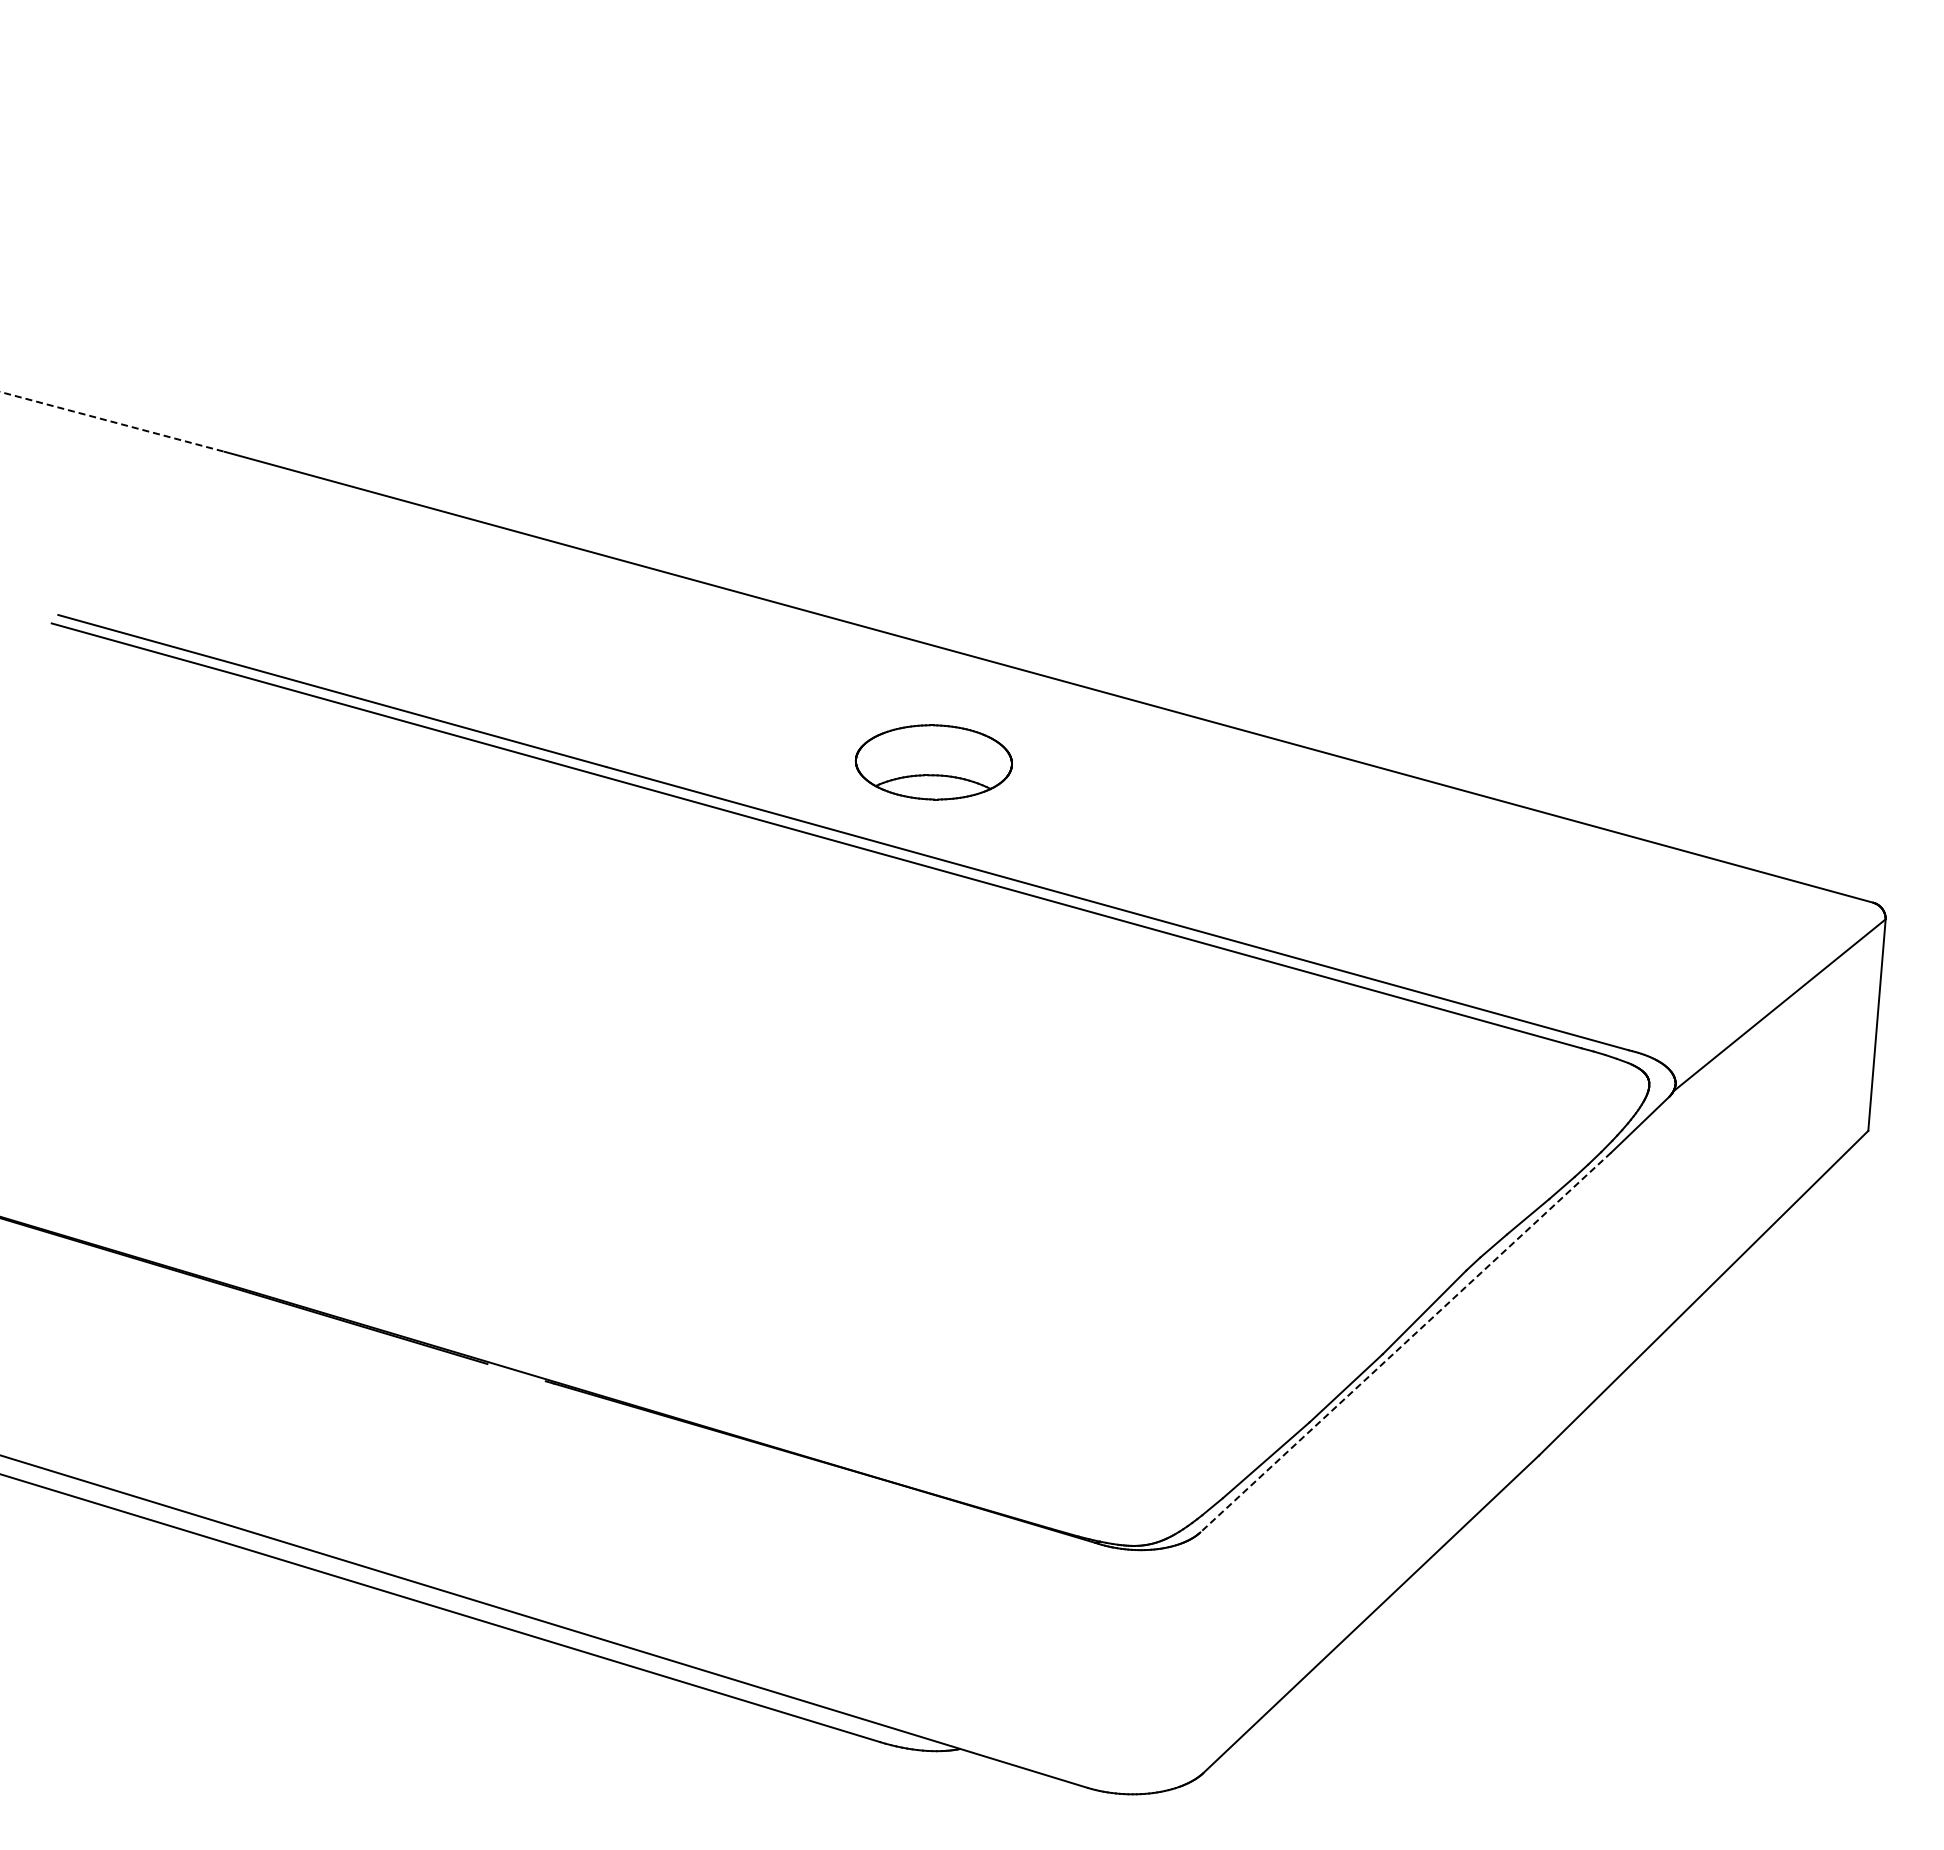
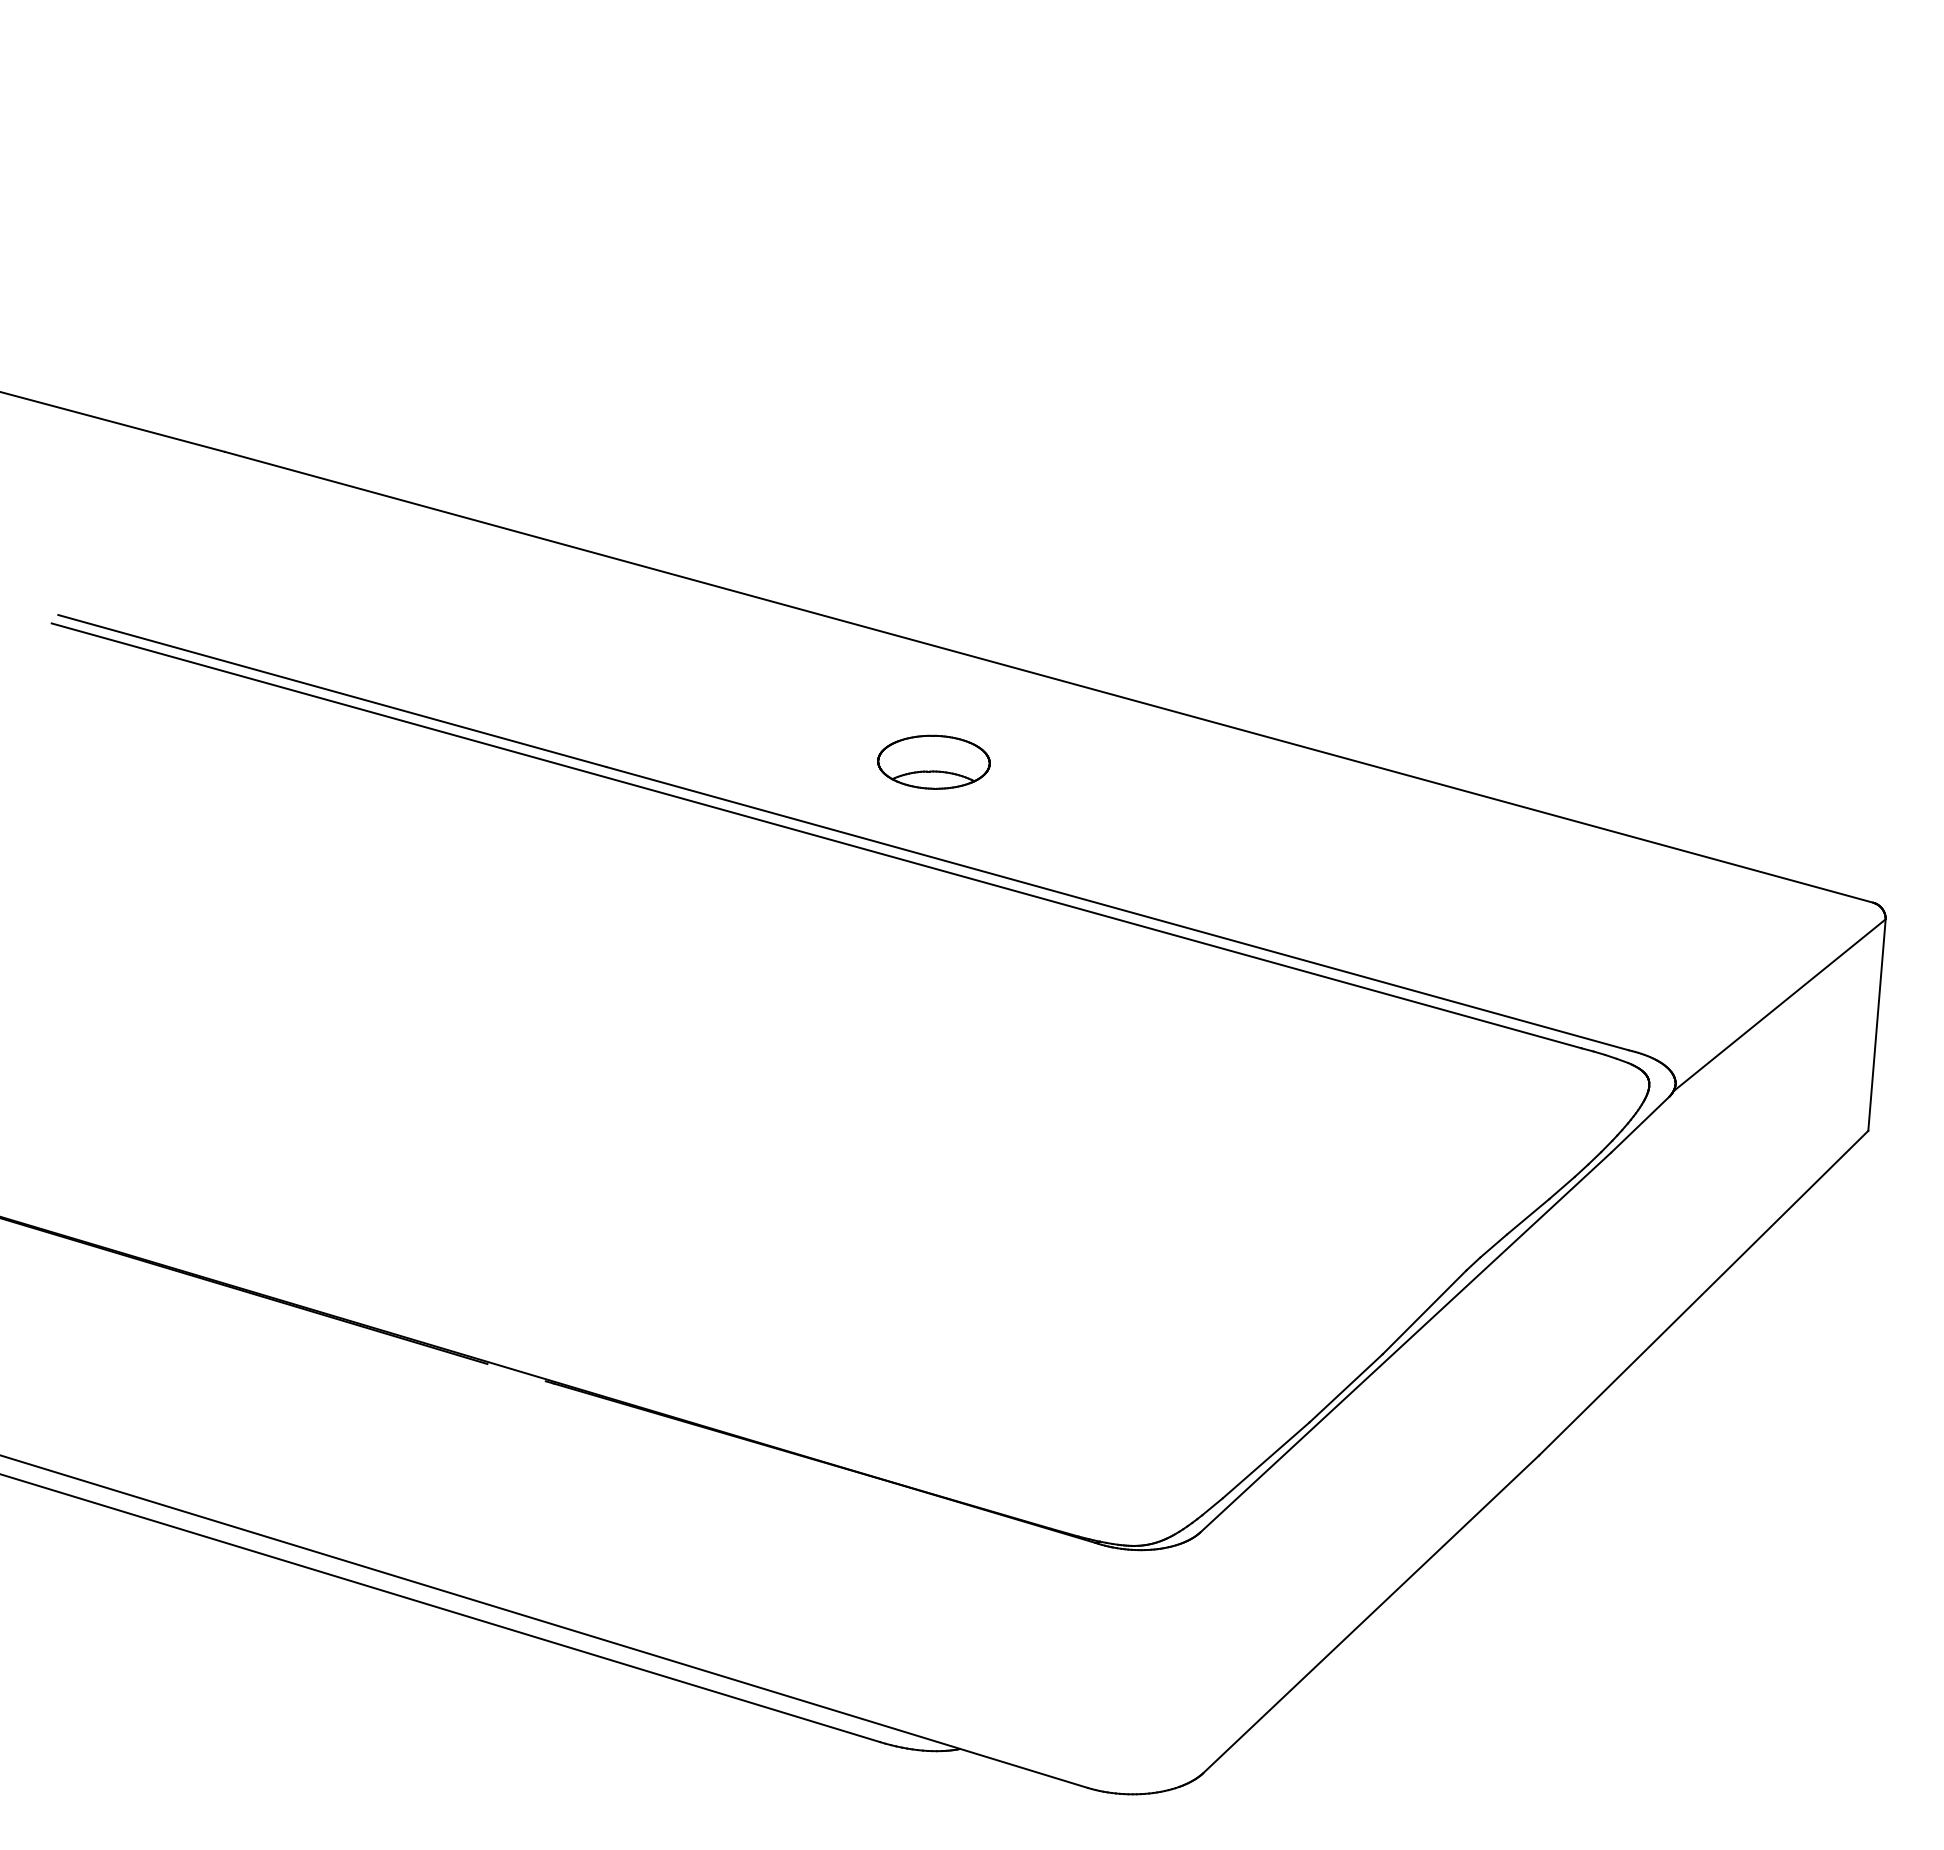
line: dashed -> solid (112, 422)
part size: 159x77 px -> 114x56 px (933, 761)
line: dashed -> solid (1405, 1342)
